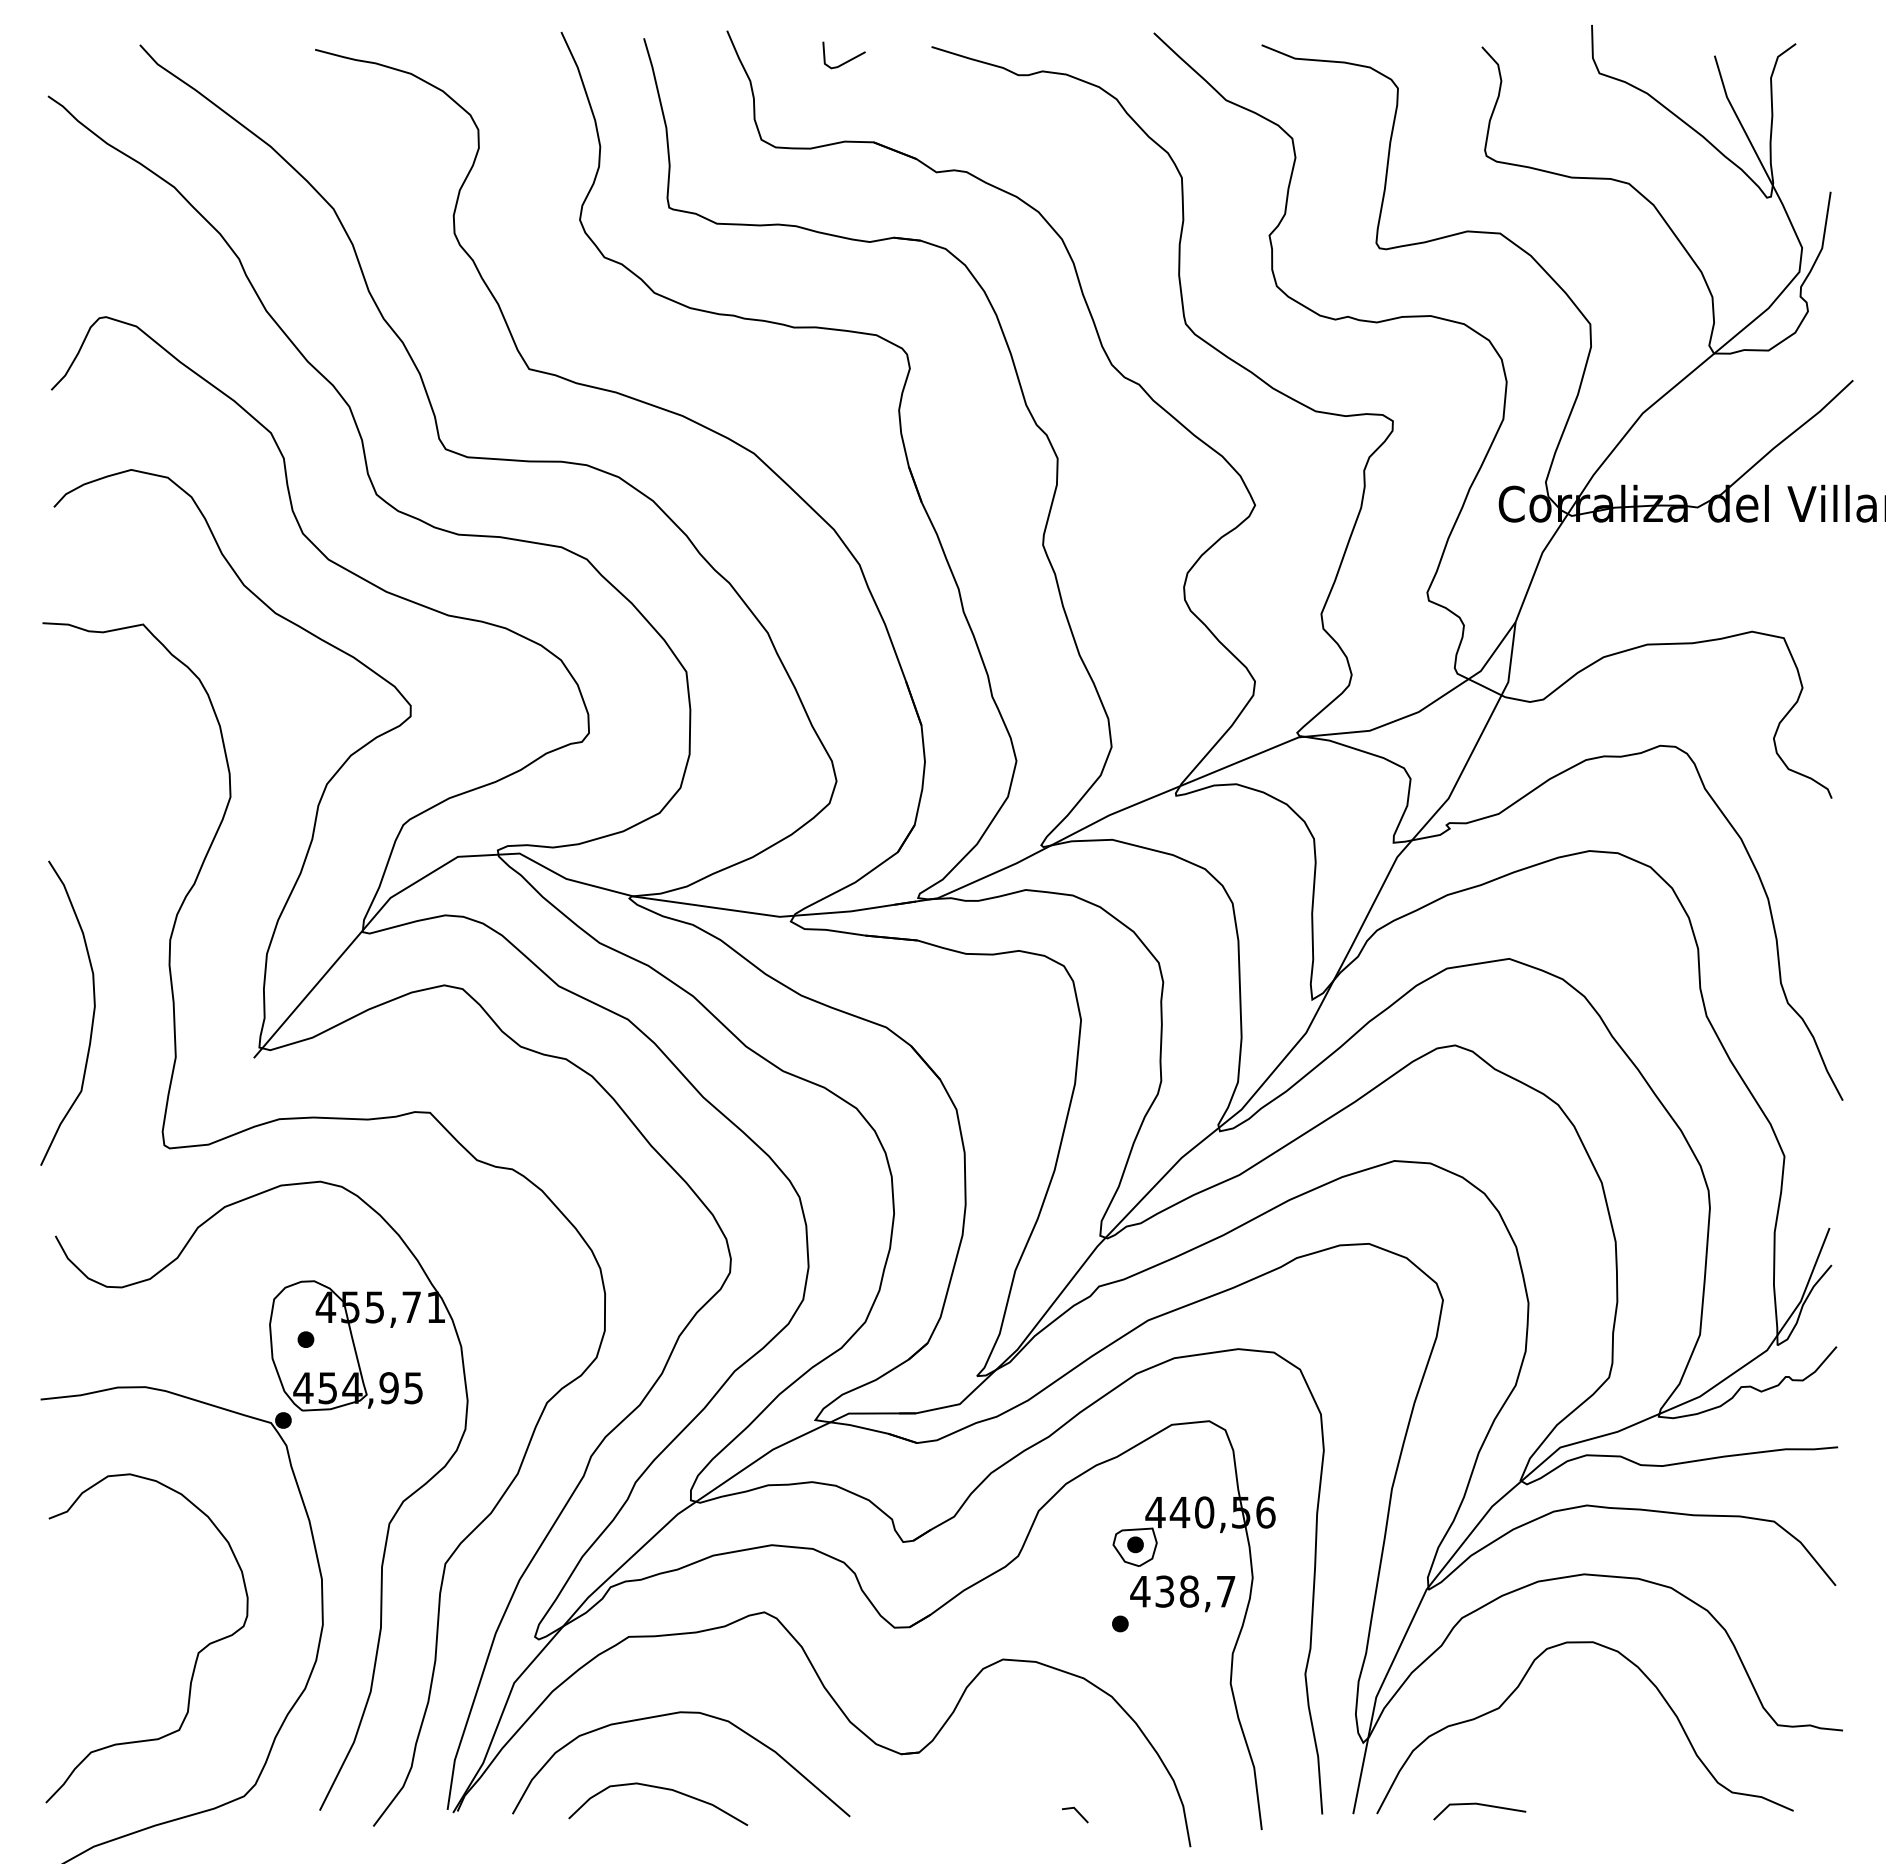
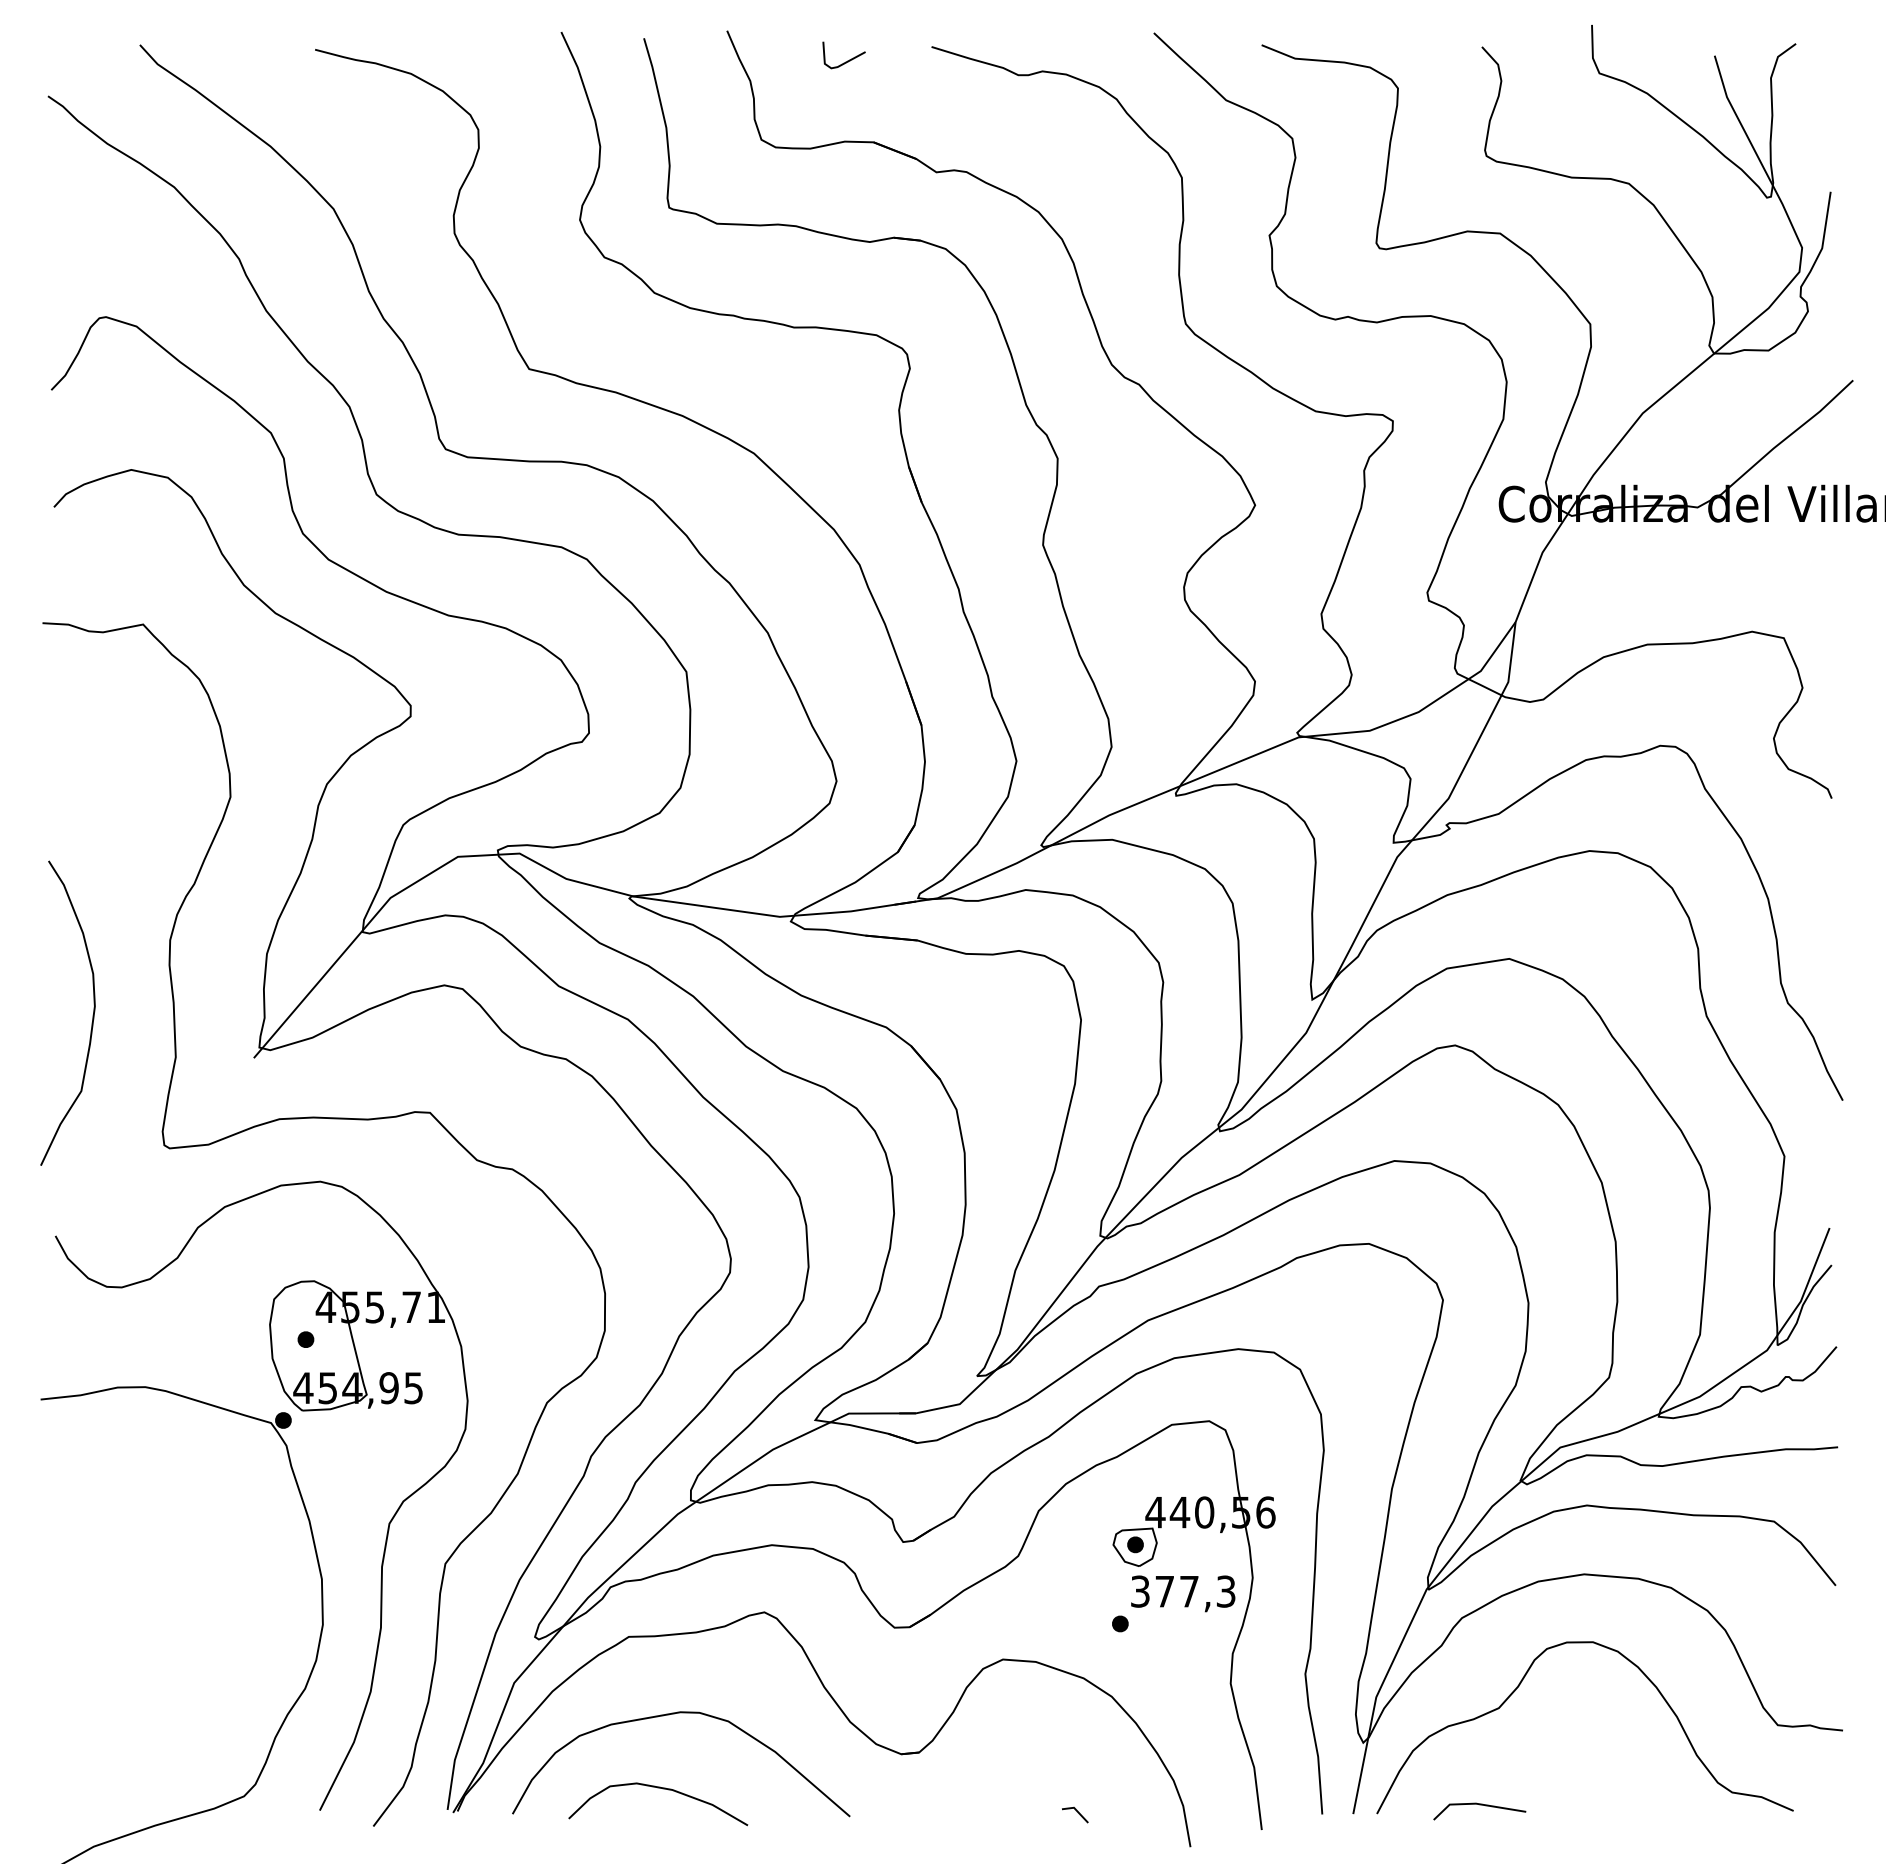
text: 438,7 -> 377,3 (1182, 1591)
part: present -> none (197, 1652)
